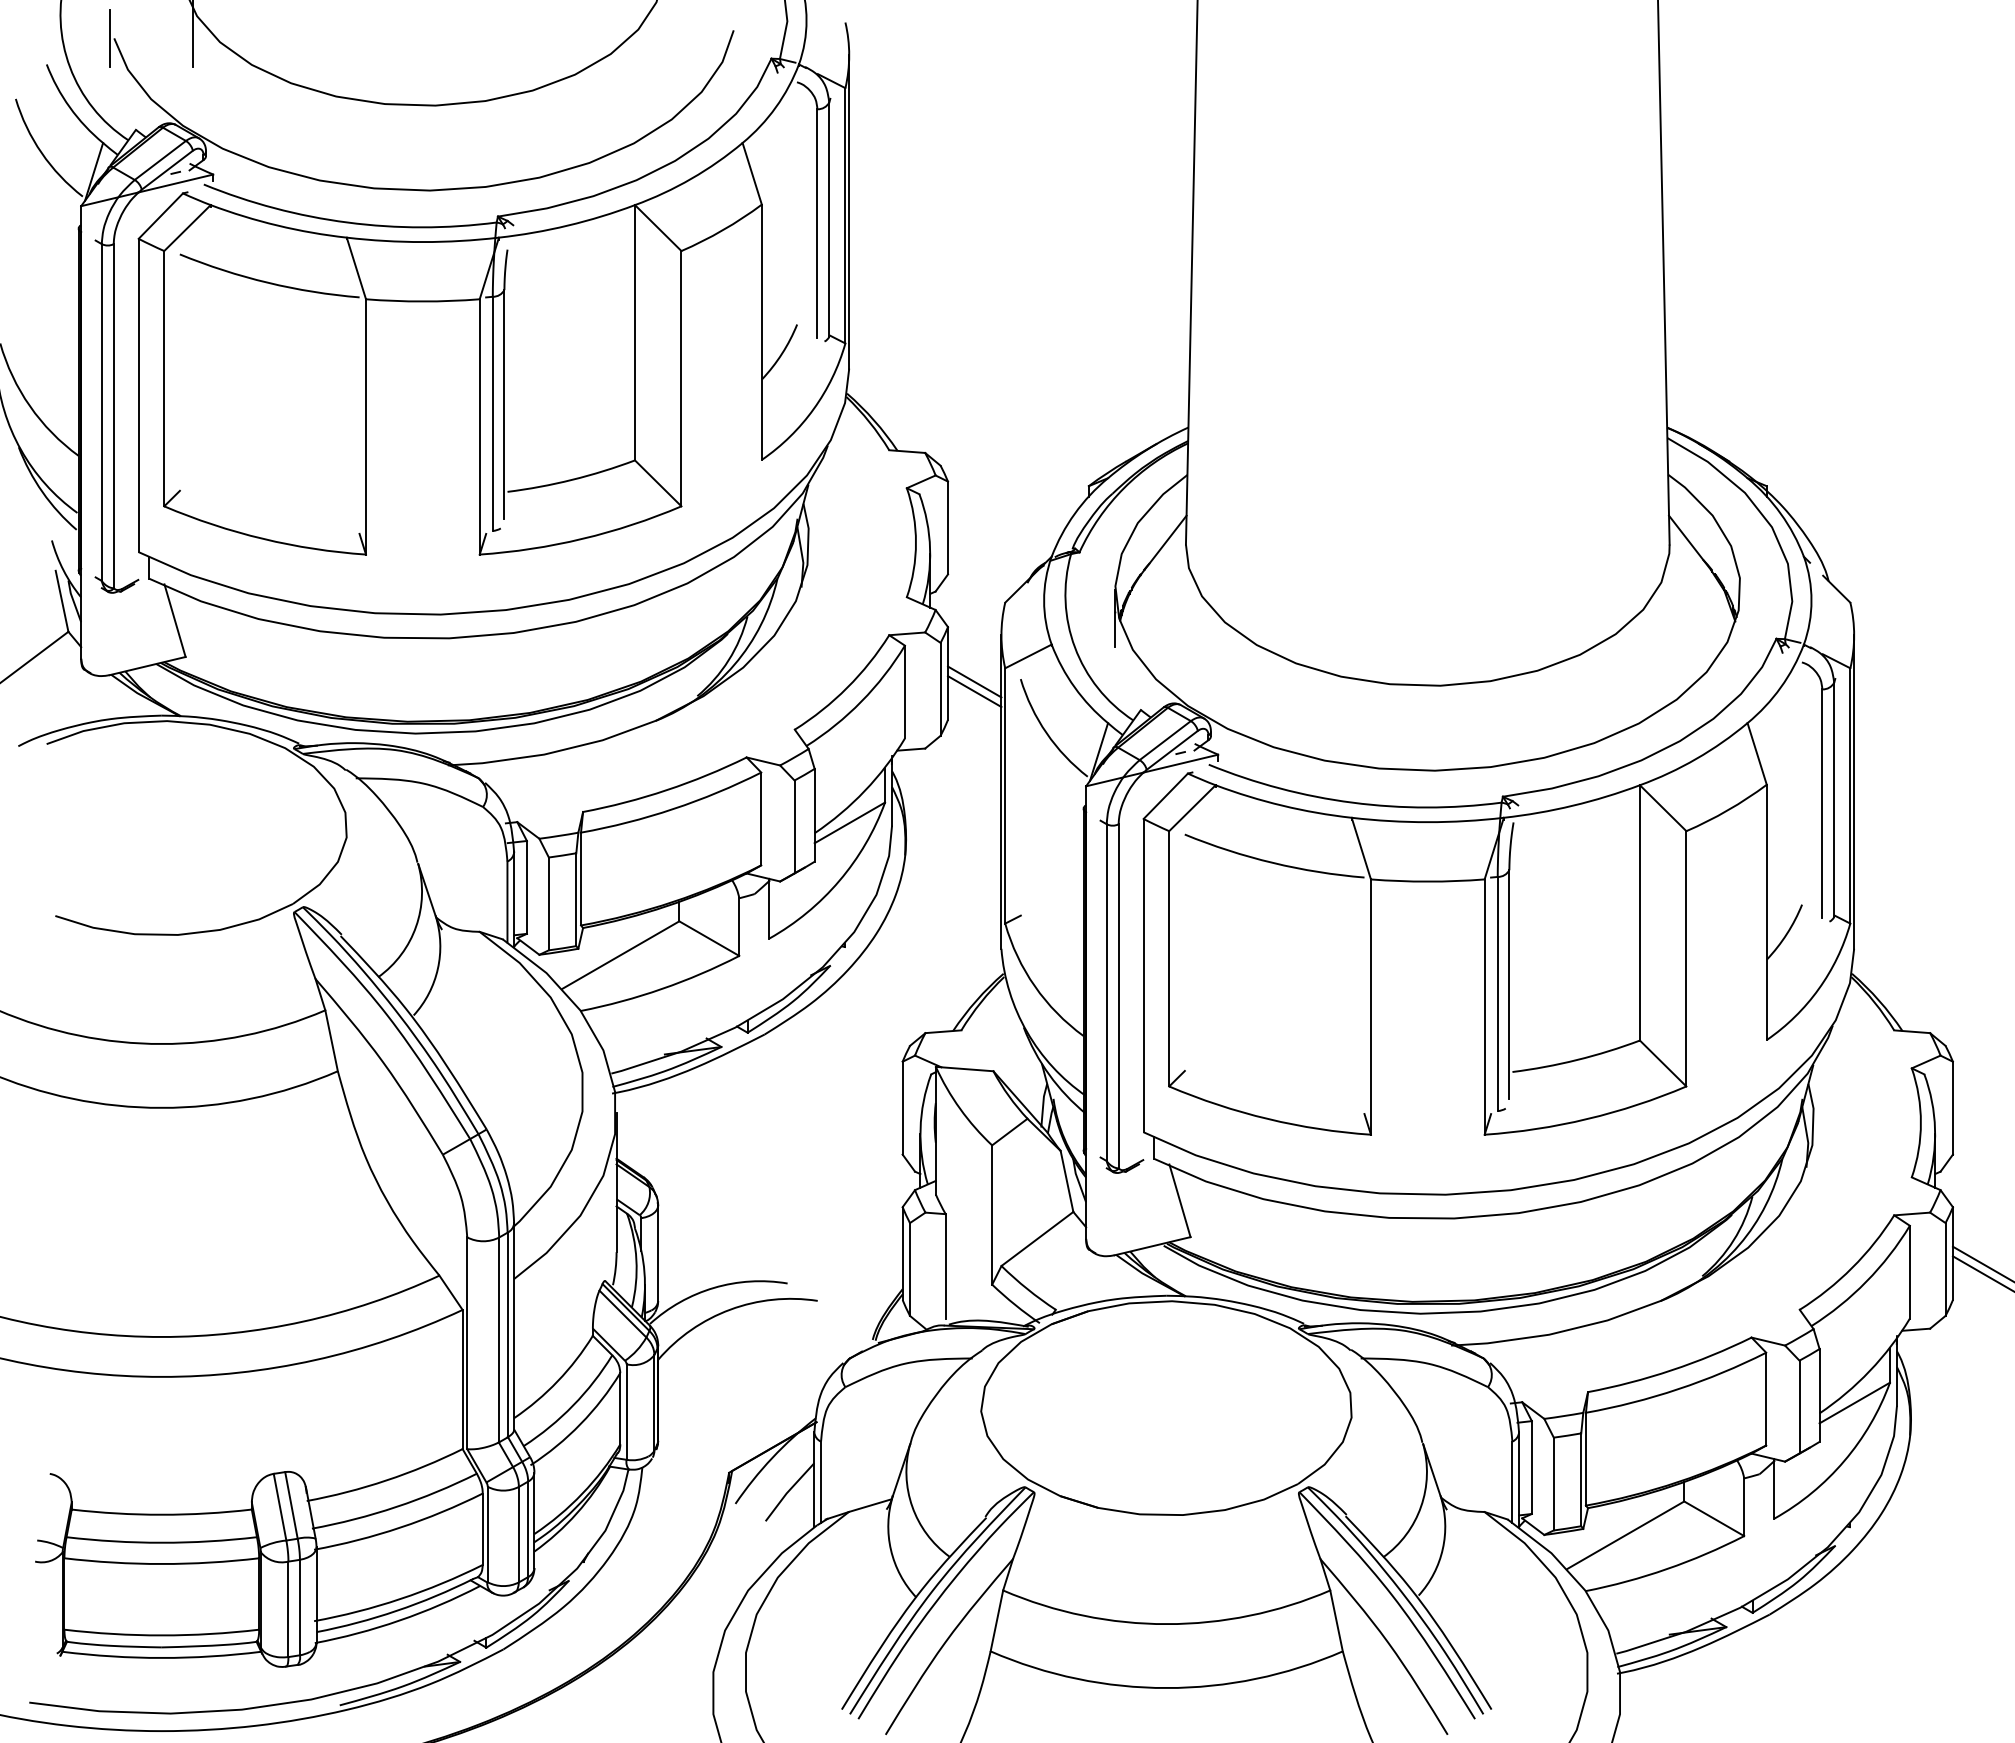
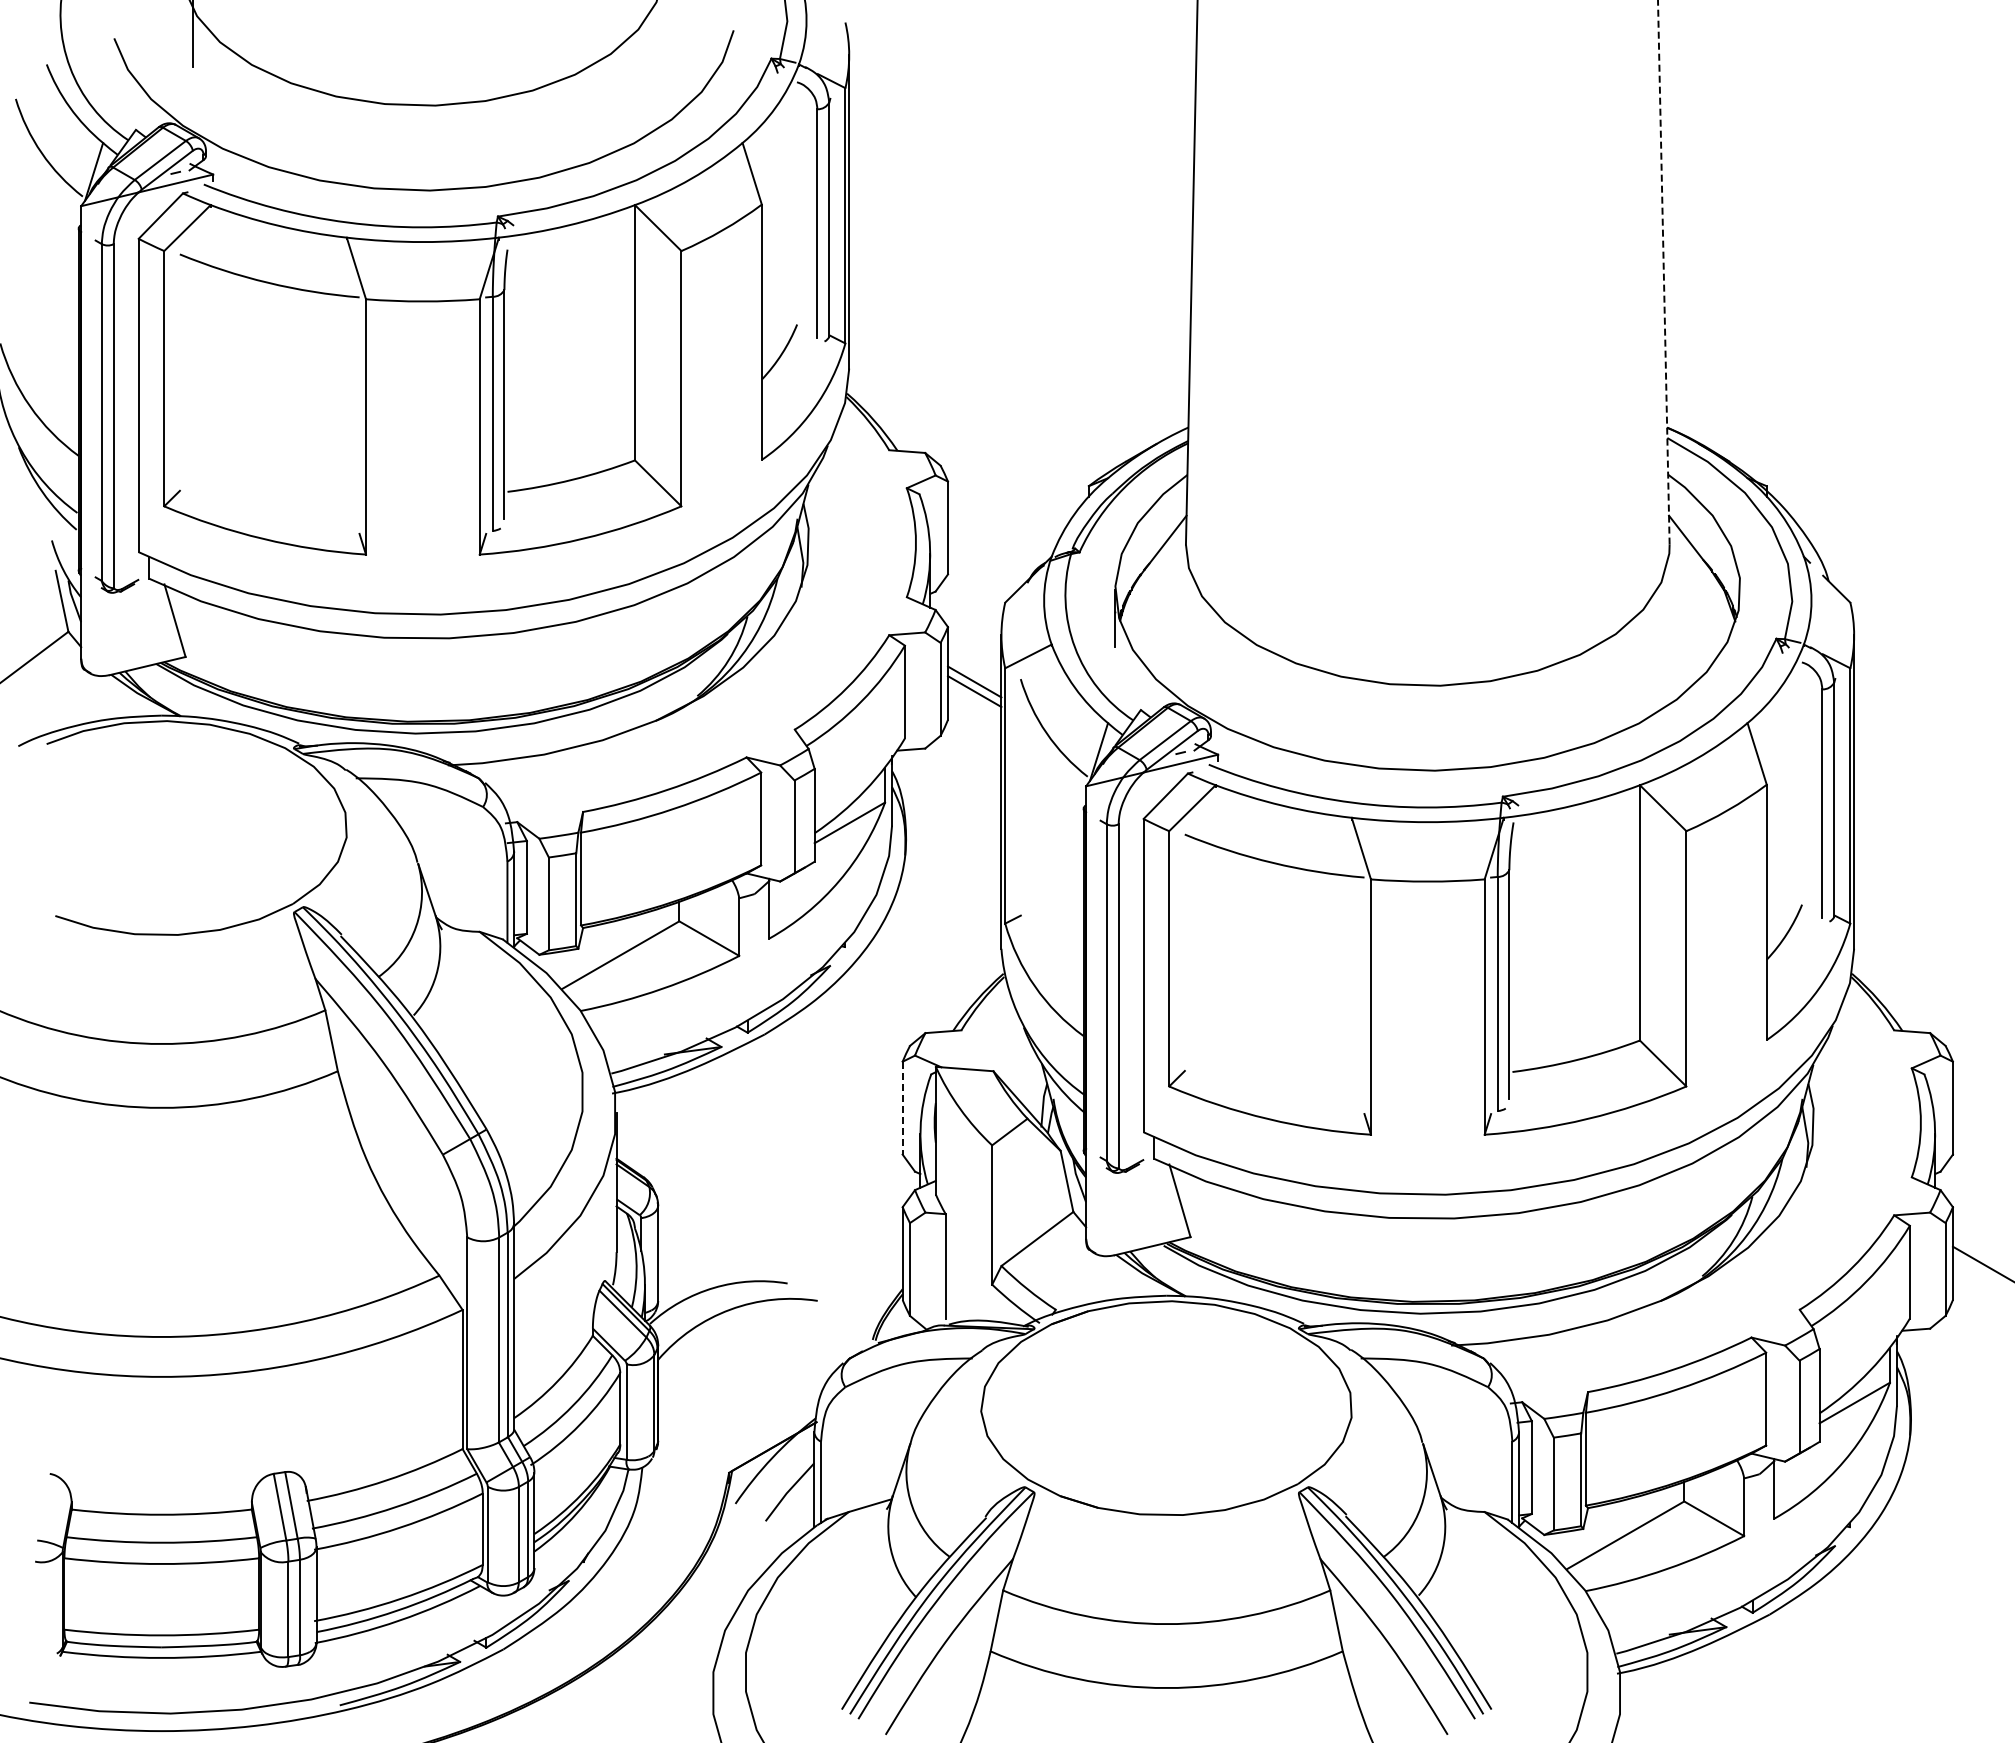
line: present -> none (110, 38)
line: solid -> dashed (1663, 272)
line: solid -> dashed (902, 1108)
line: present -> none (1981, 1272)
